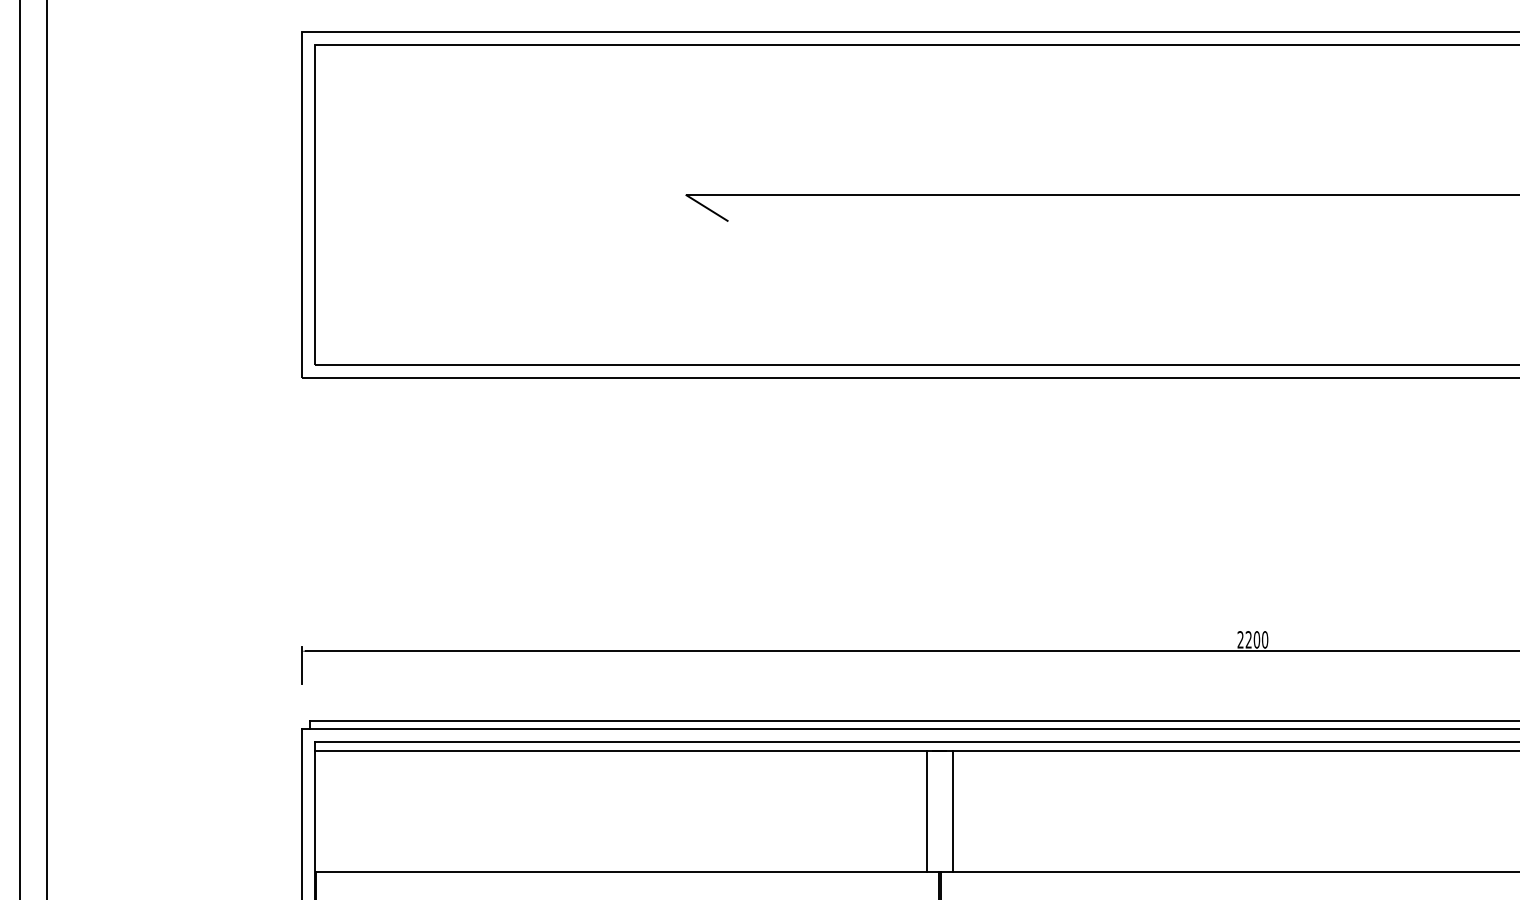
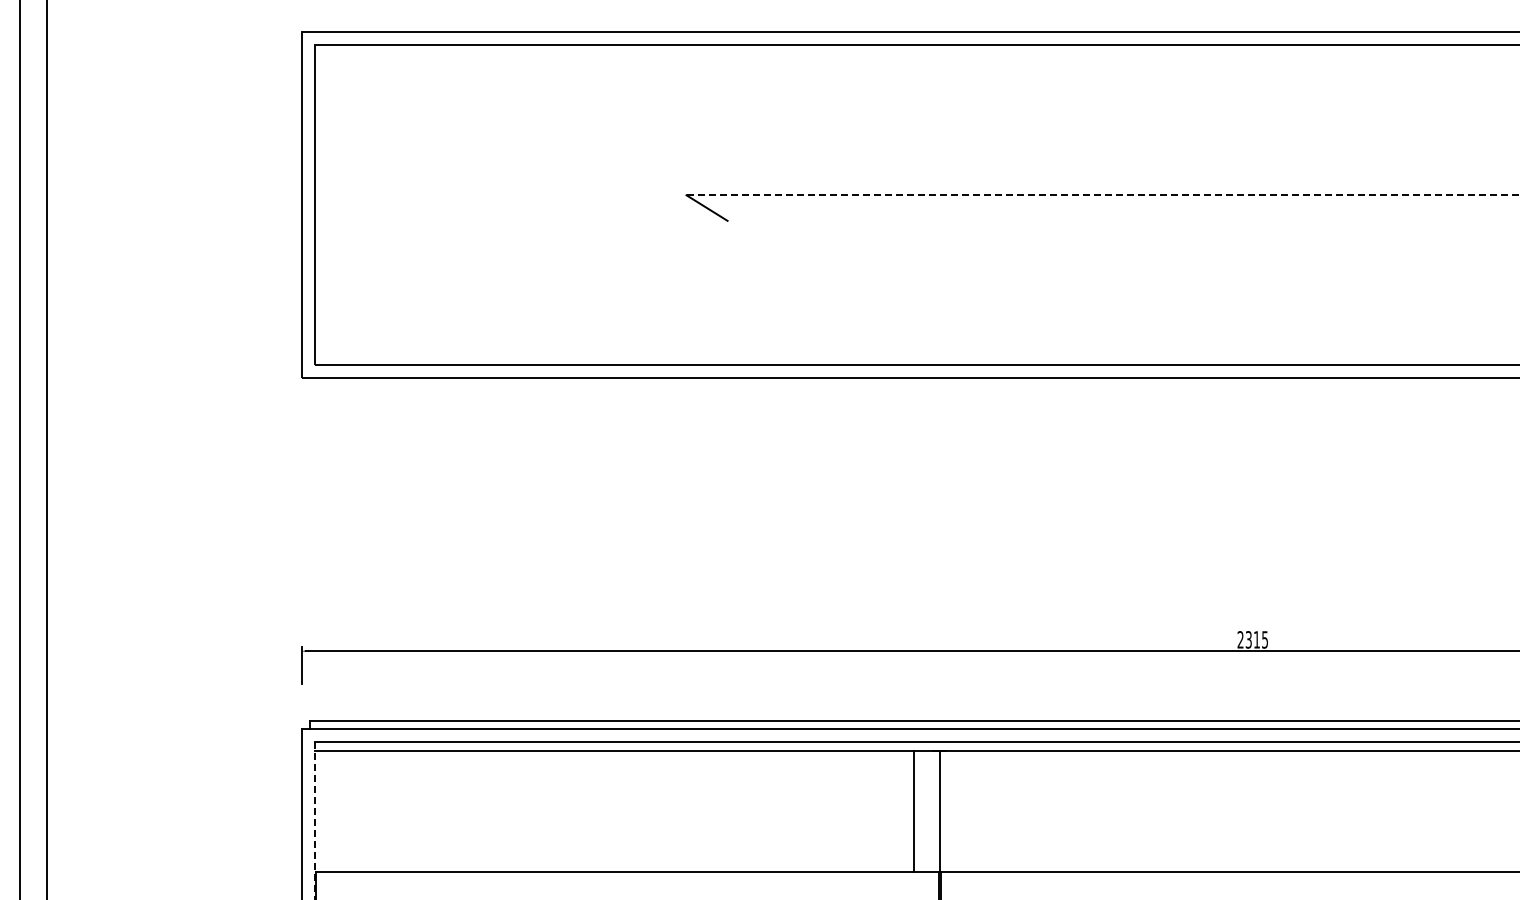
line: solid -> dashed (1103, 195)
text: 2200 -> 2315 (1256, 639)
line position: (926, 810) -> (913, 810) (913, 810)
line position: (952, 810) -> (939, 810) (939, 810)
line: solid -> dashed (314, 821)
